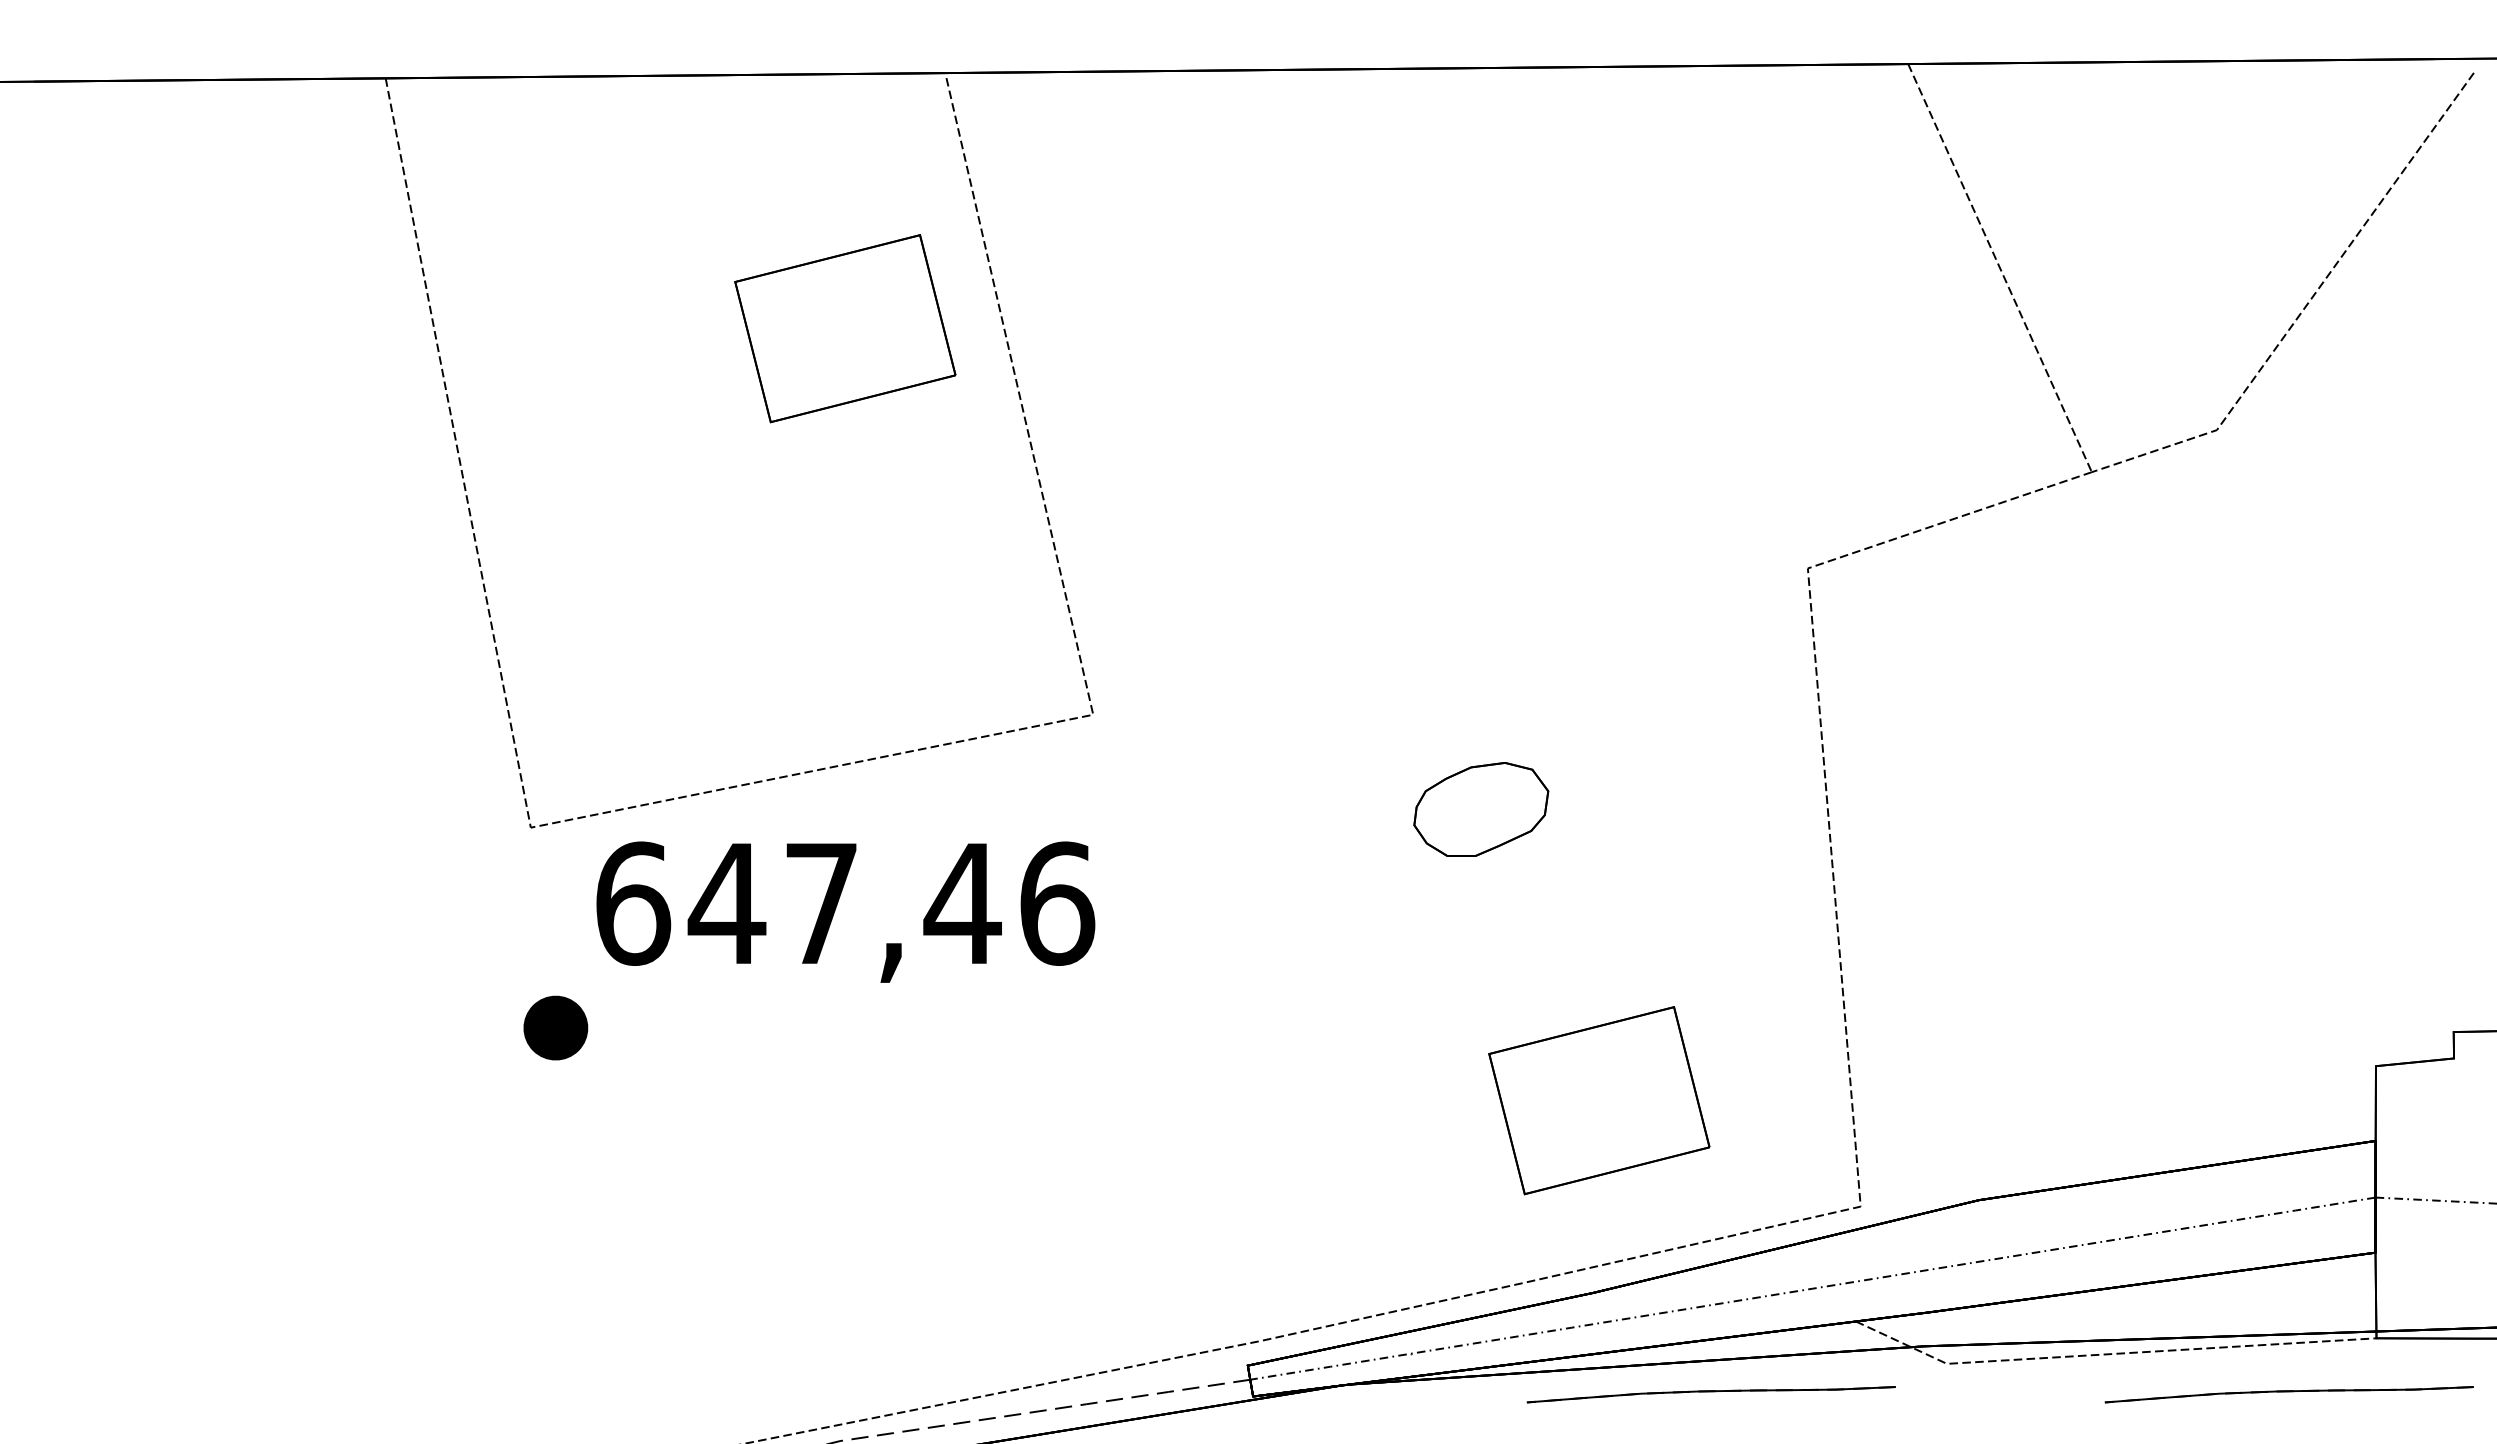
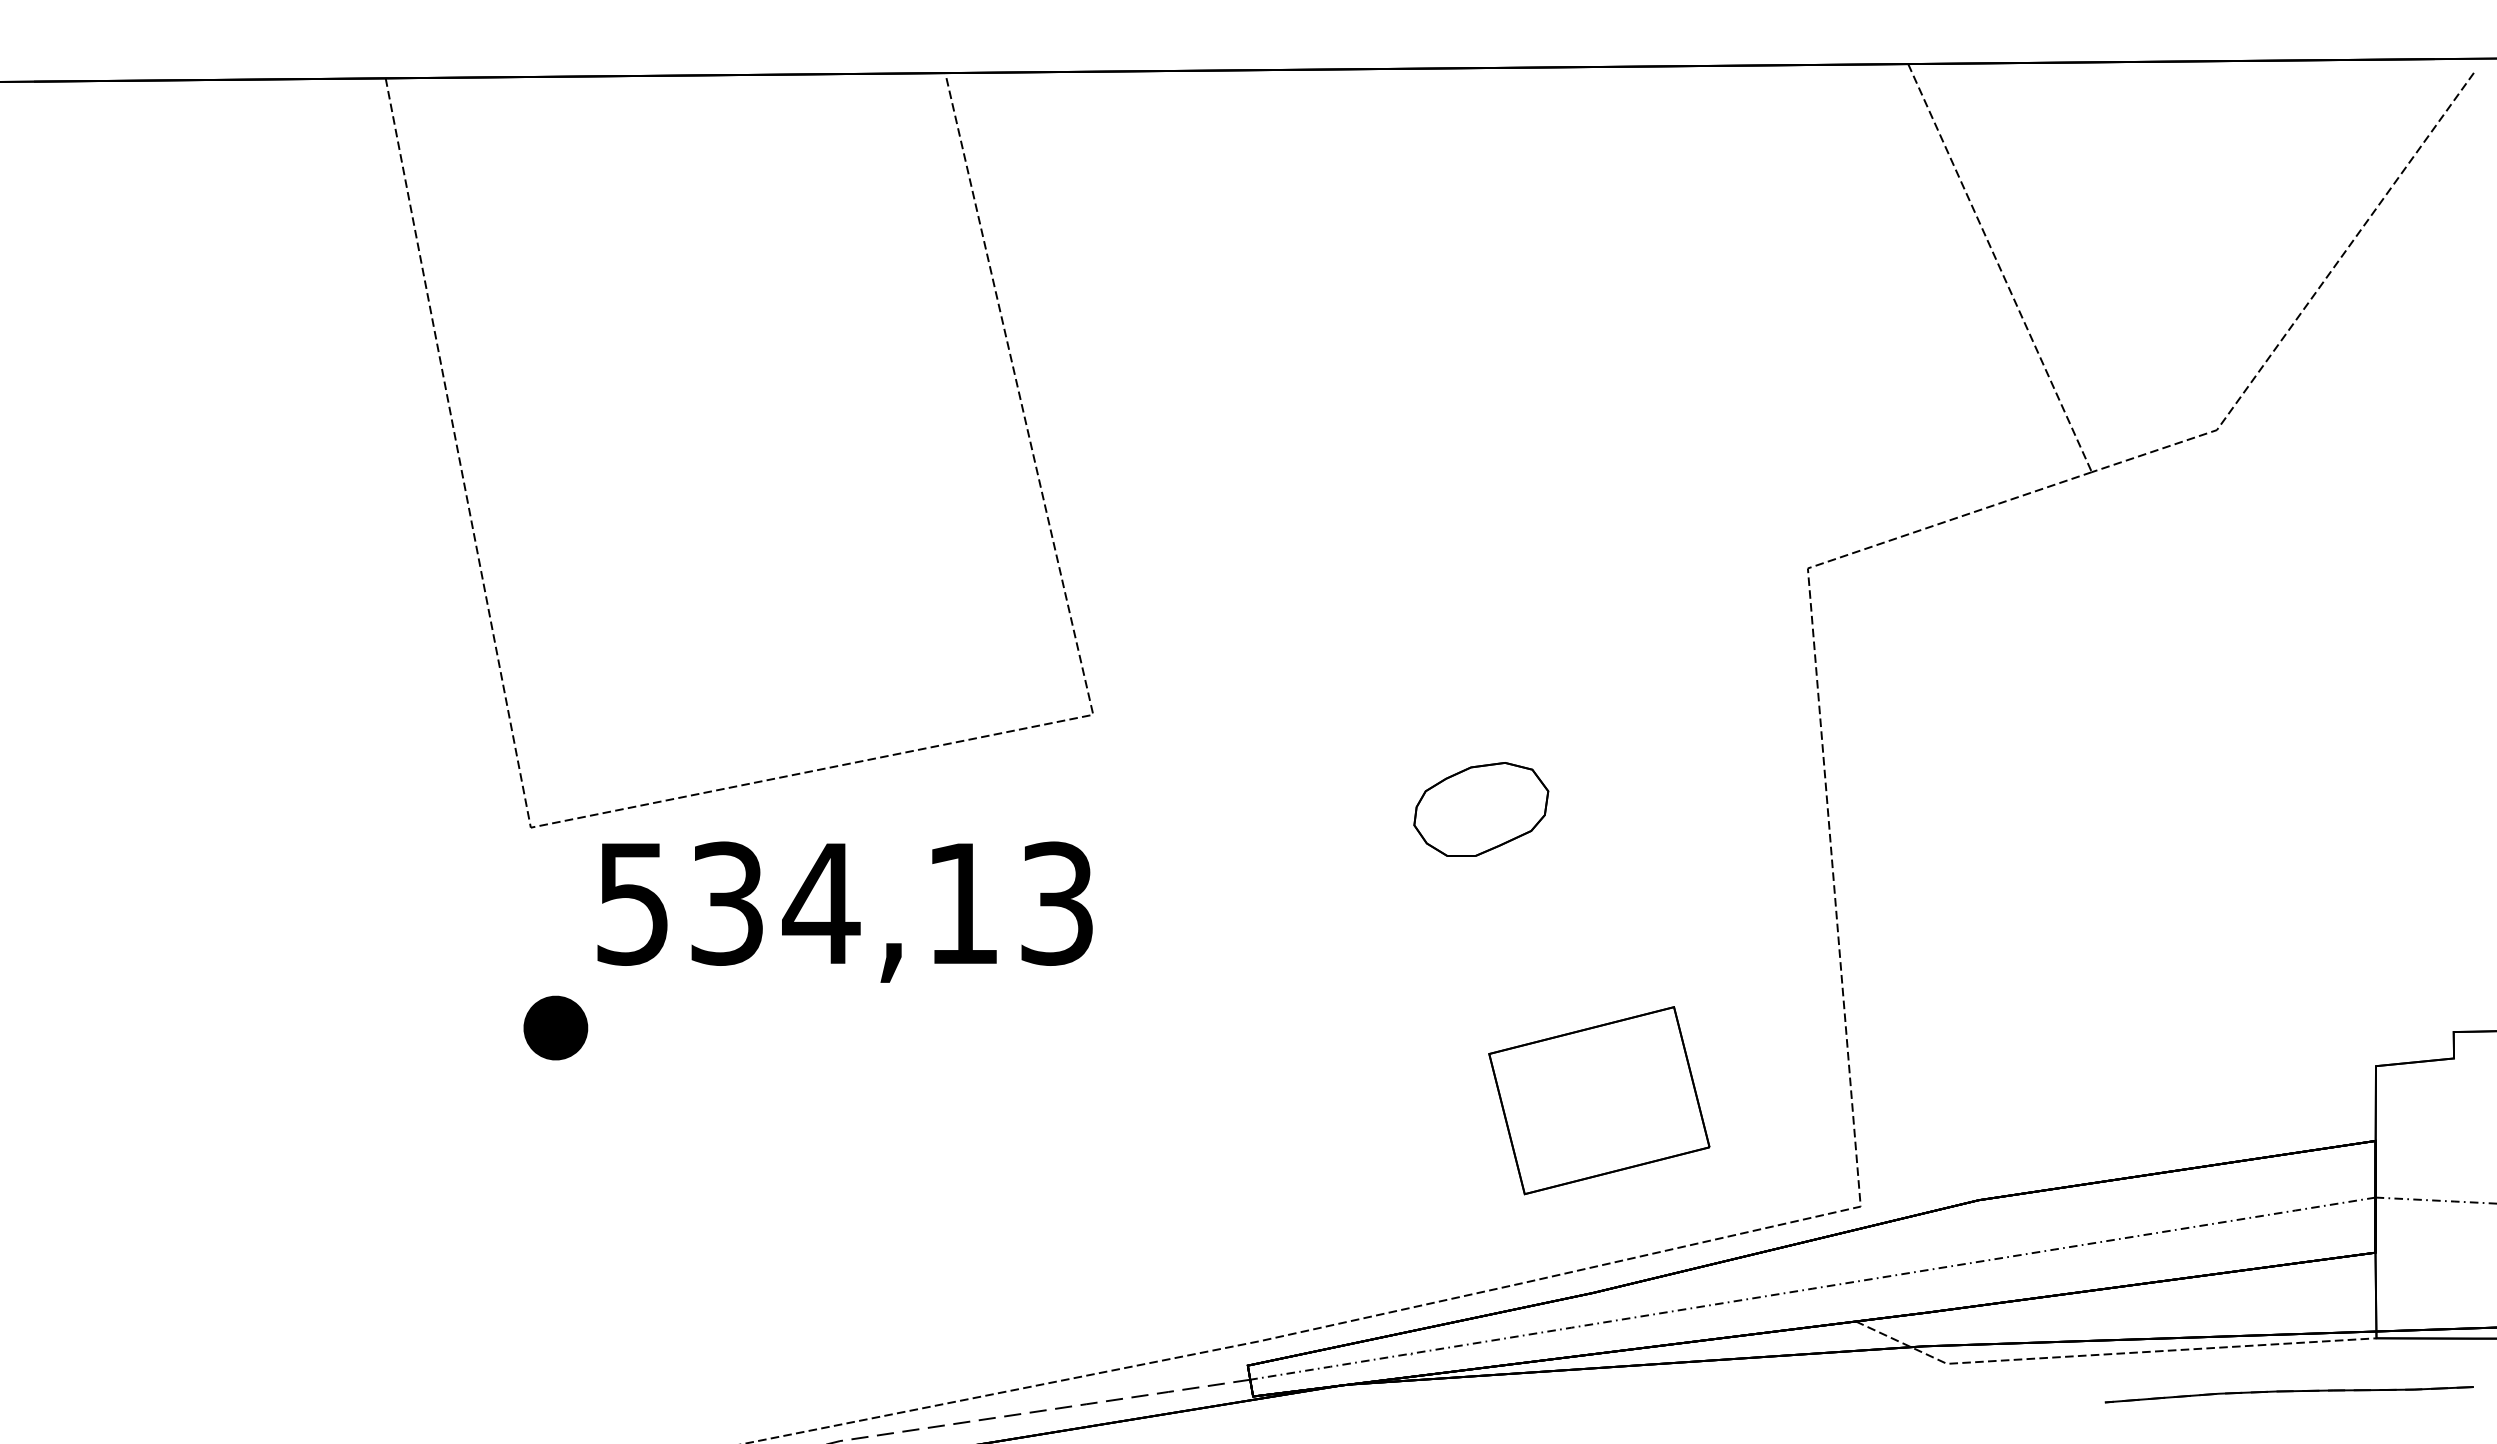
part: present -> none (845, 328)
text: 647,46 -> 534,13 (845, 903)
part: present -> none (1710, 1394)
